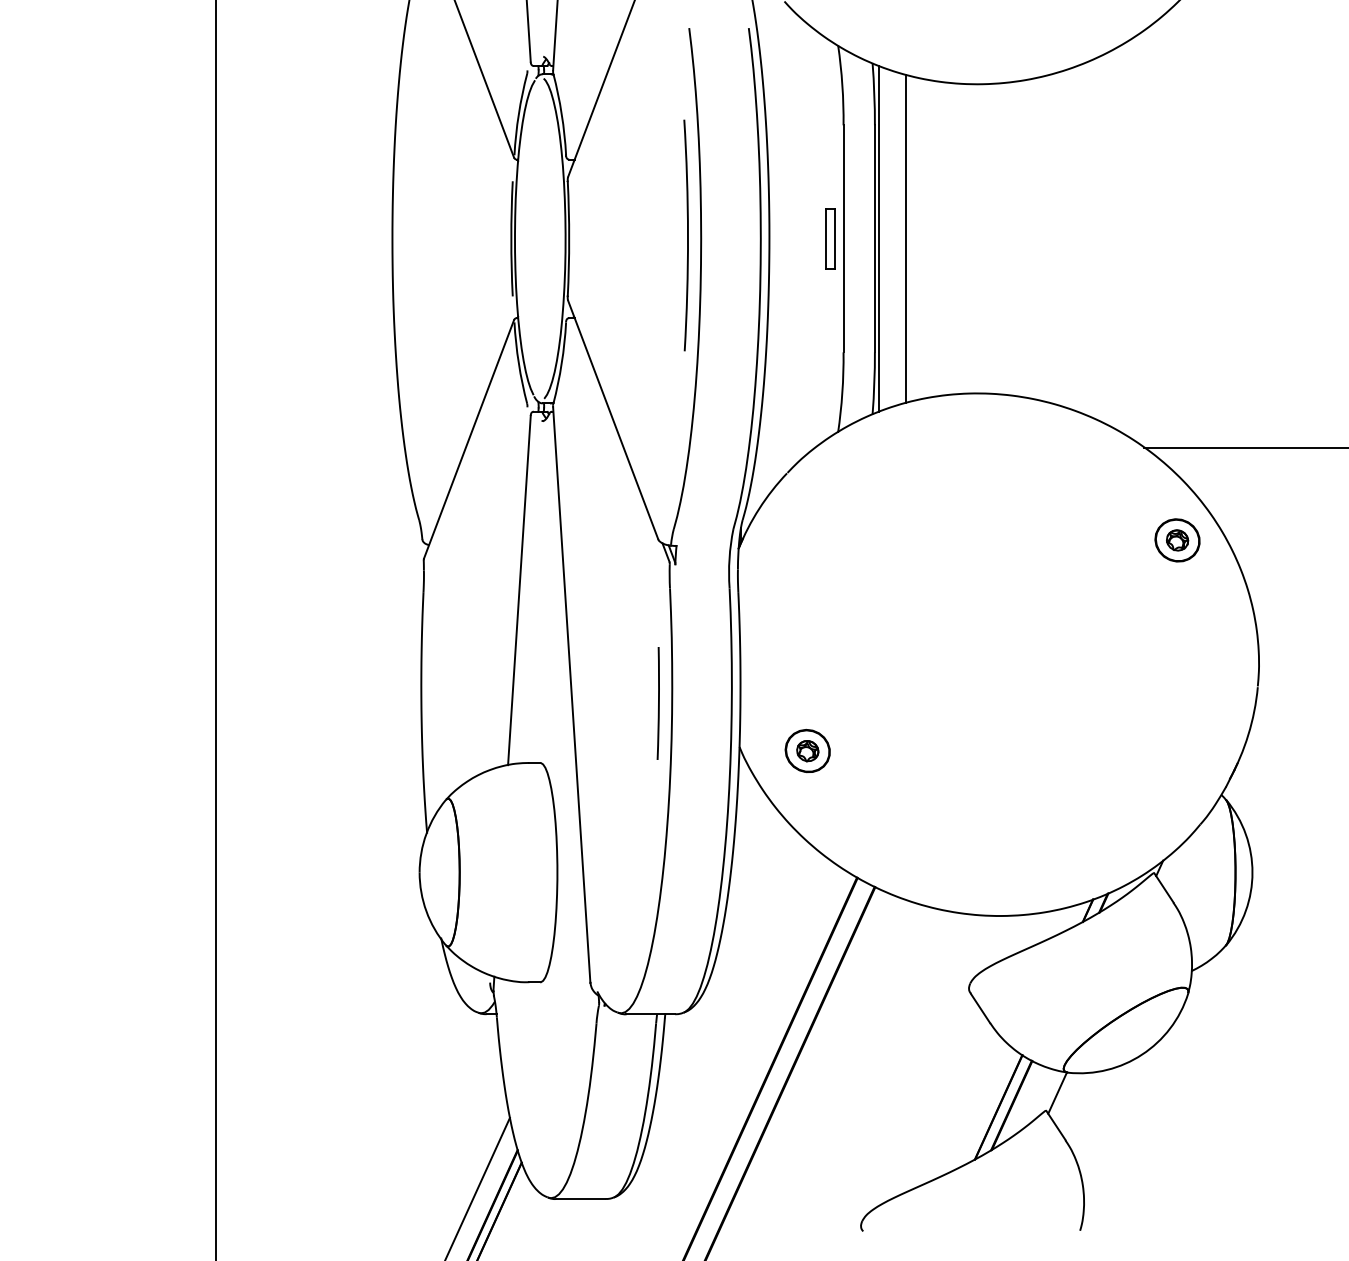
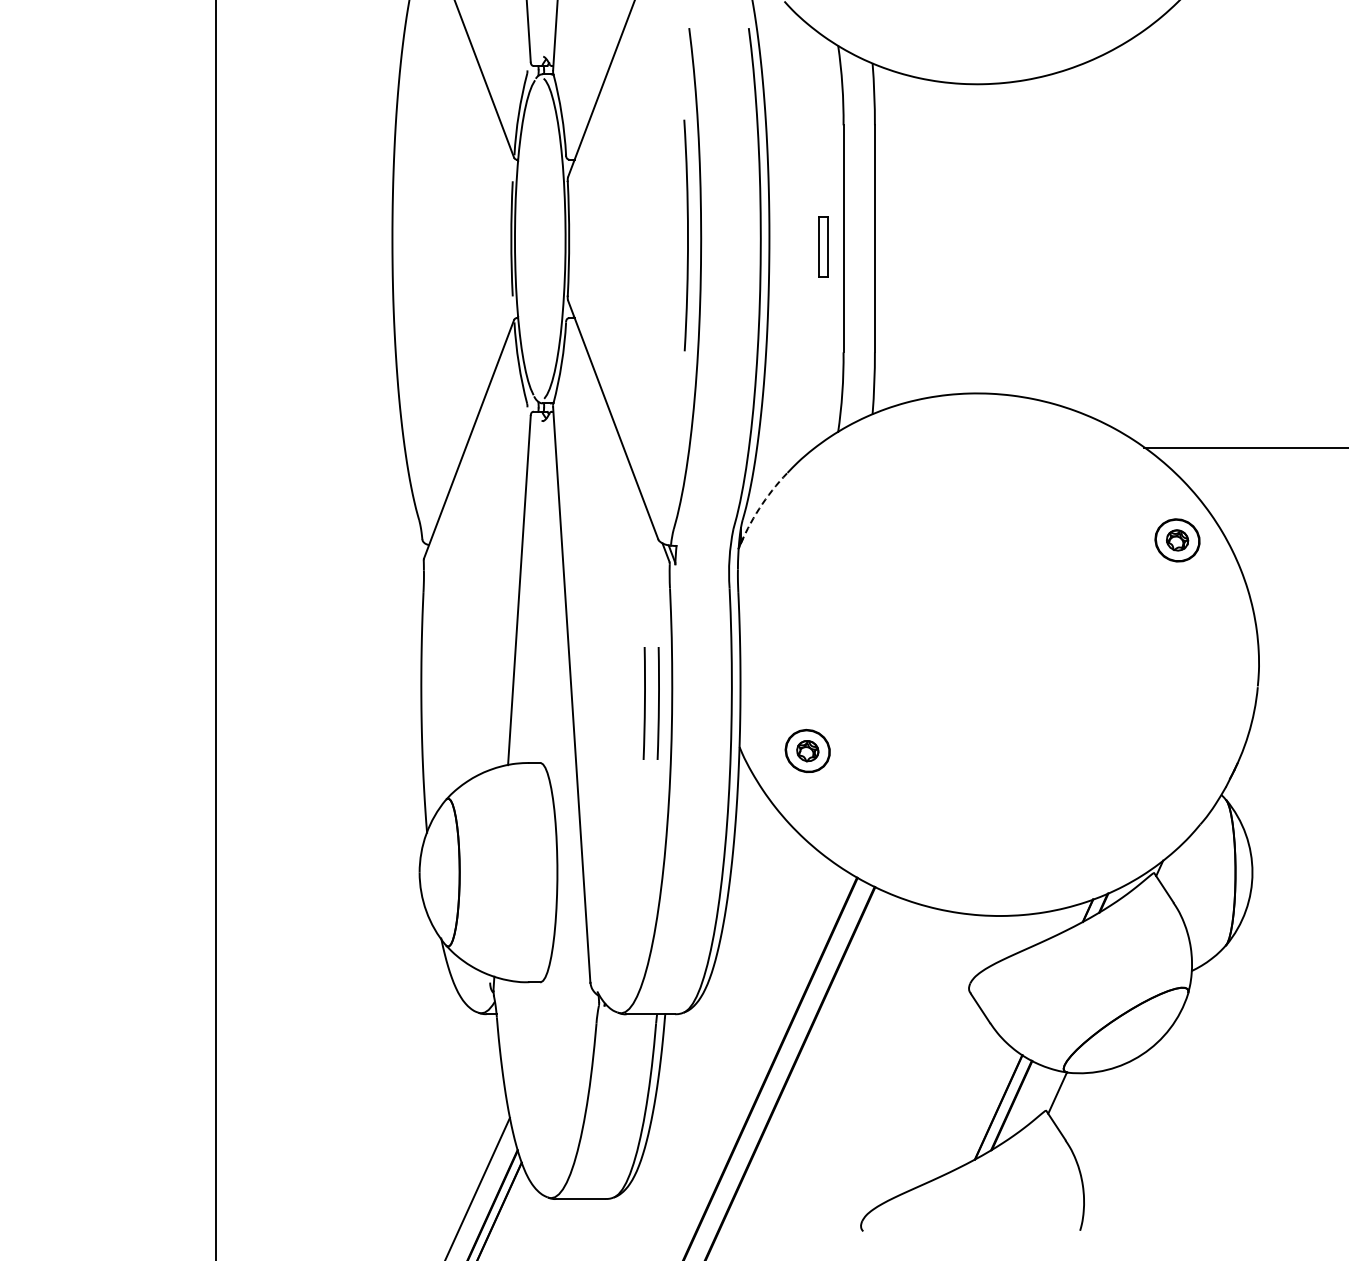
part position: (830, 238) -> (823, 246) (823, 246)
line: present -> none (879, 238)
line: present -> none (906, 238)
arc: solid -> dashed (759, 508)
line: none -> present (644, 703)
